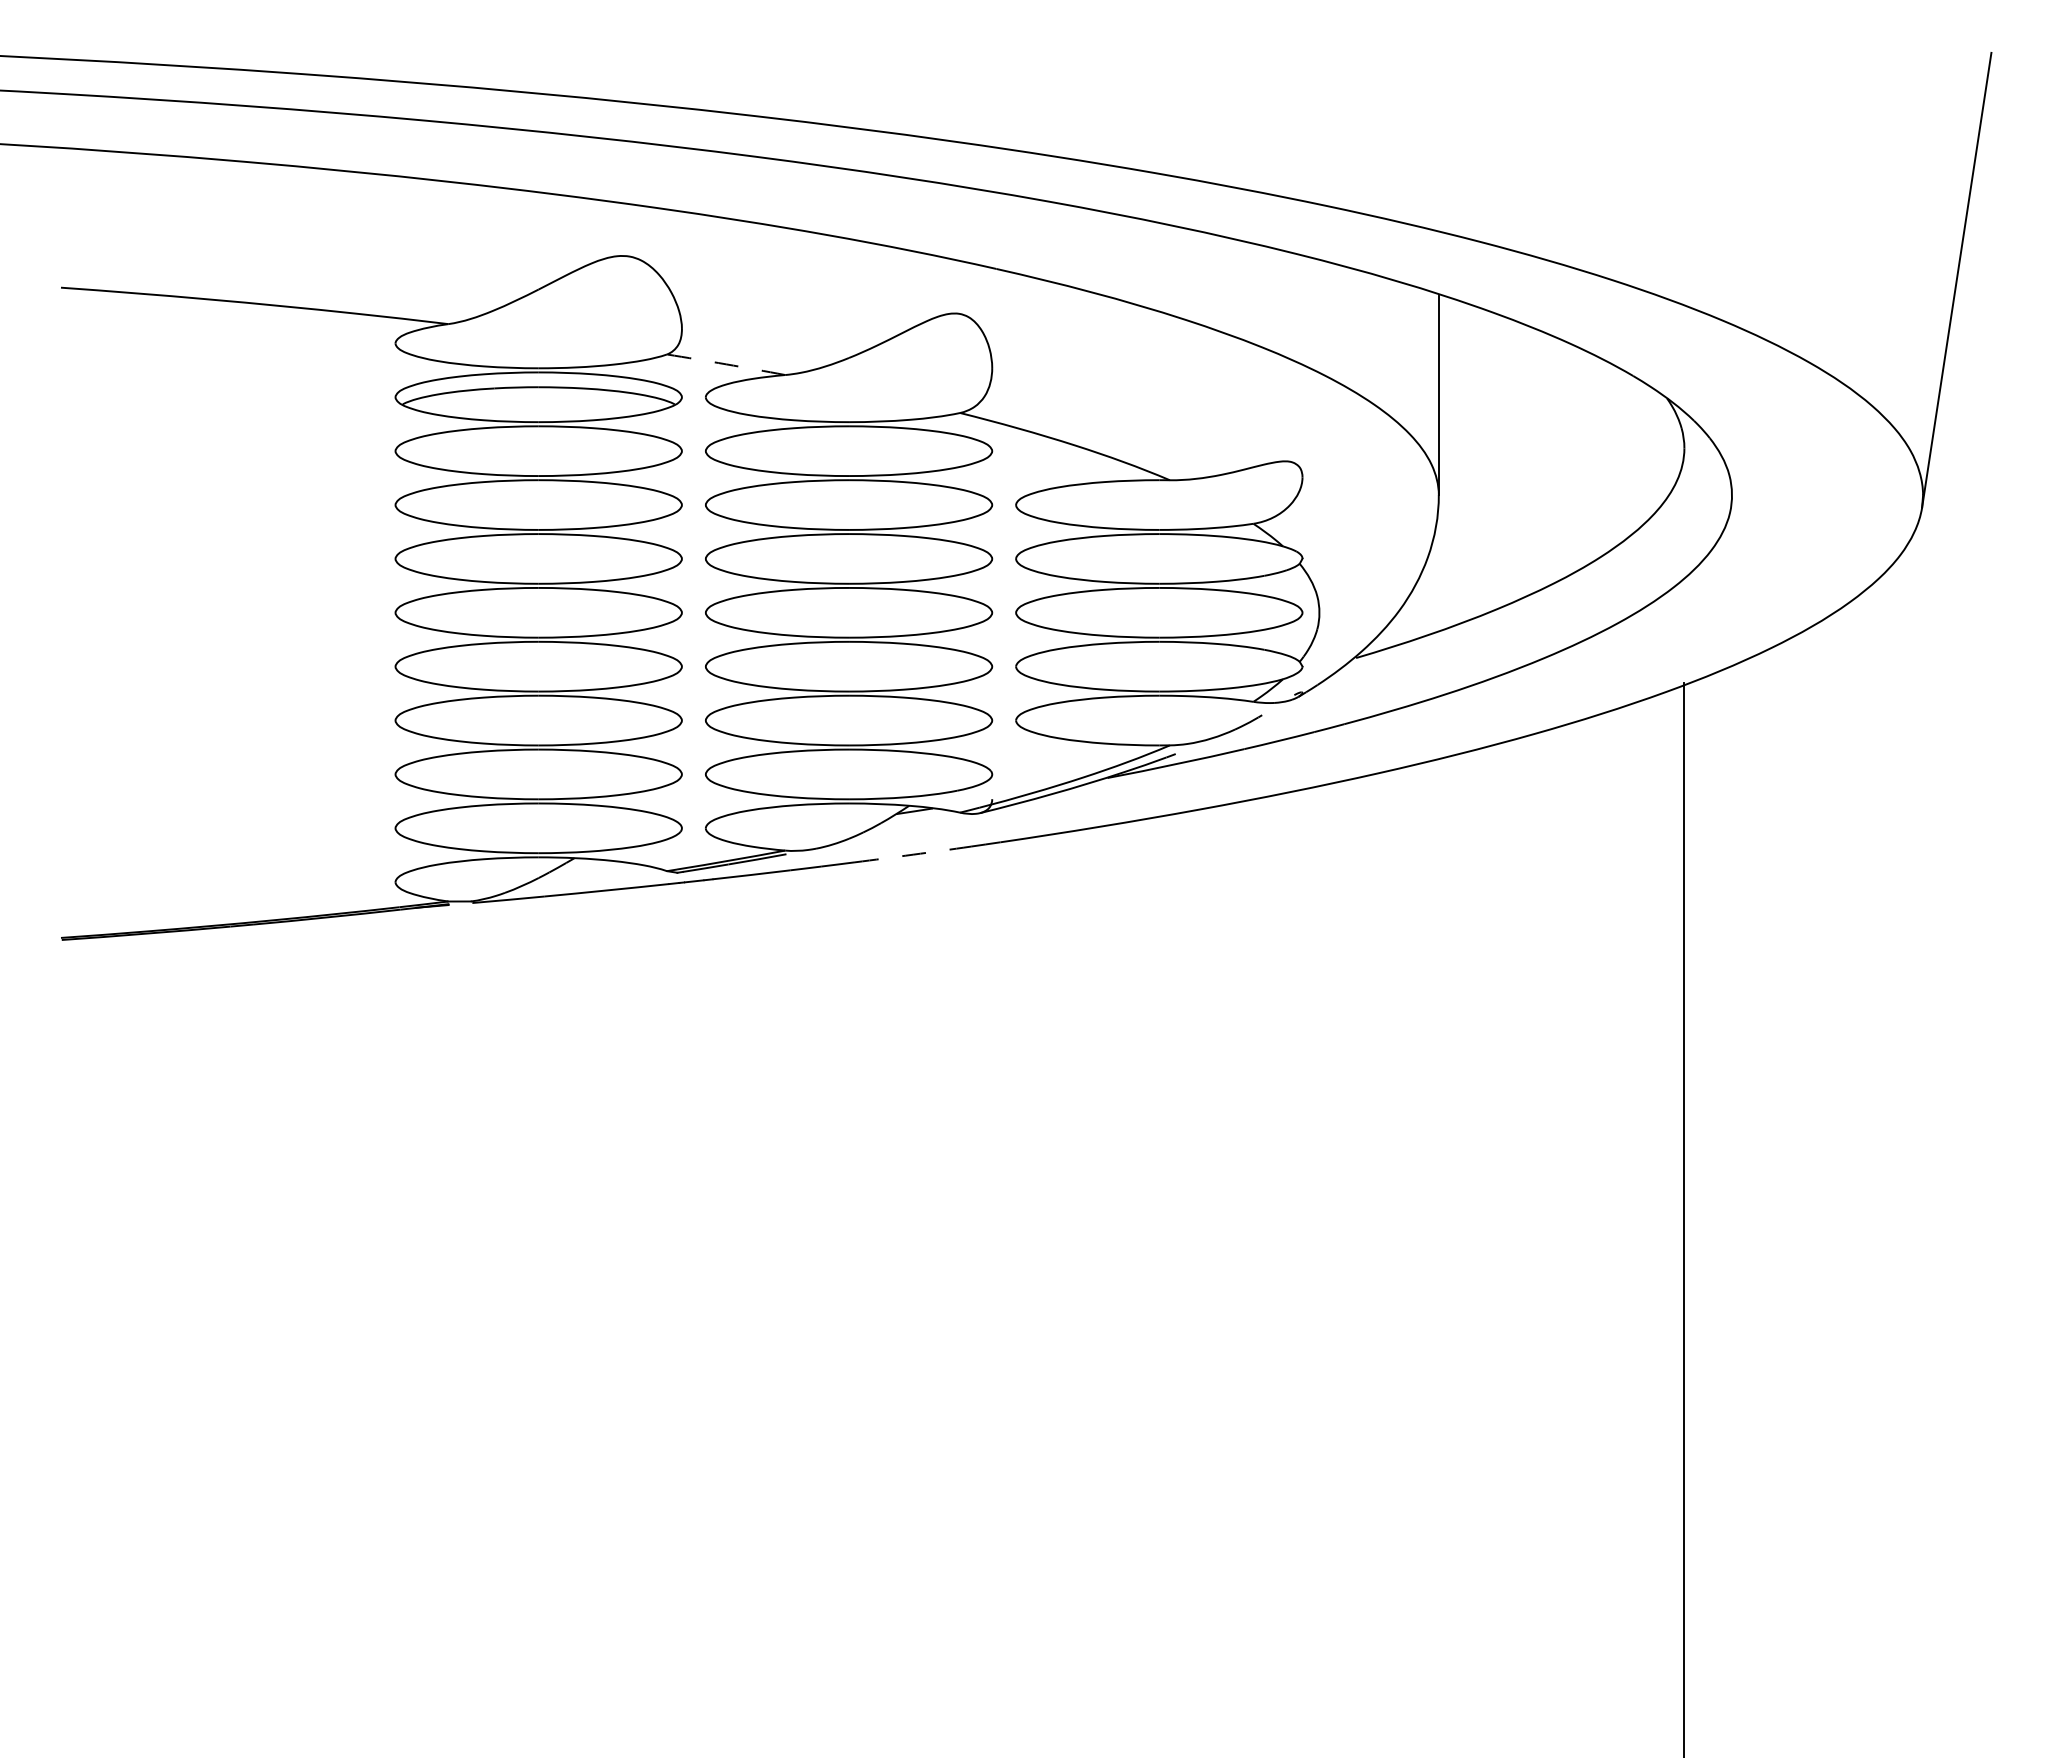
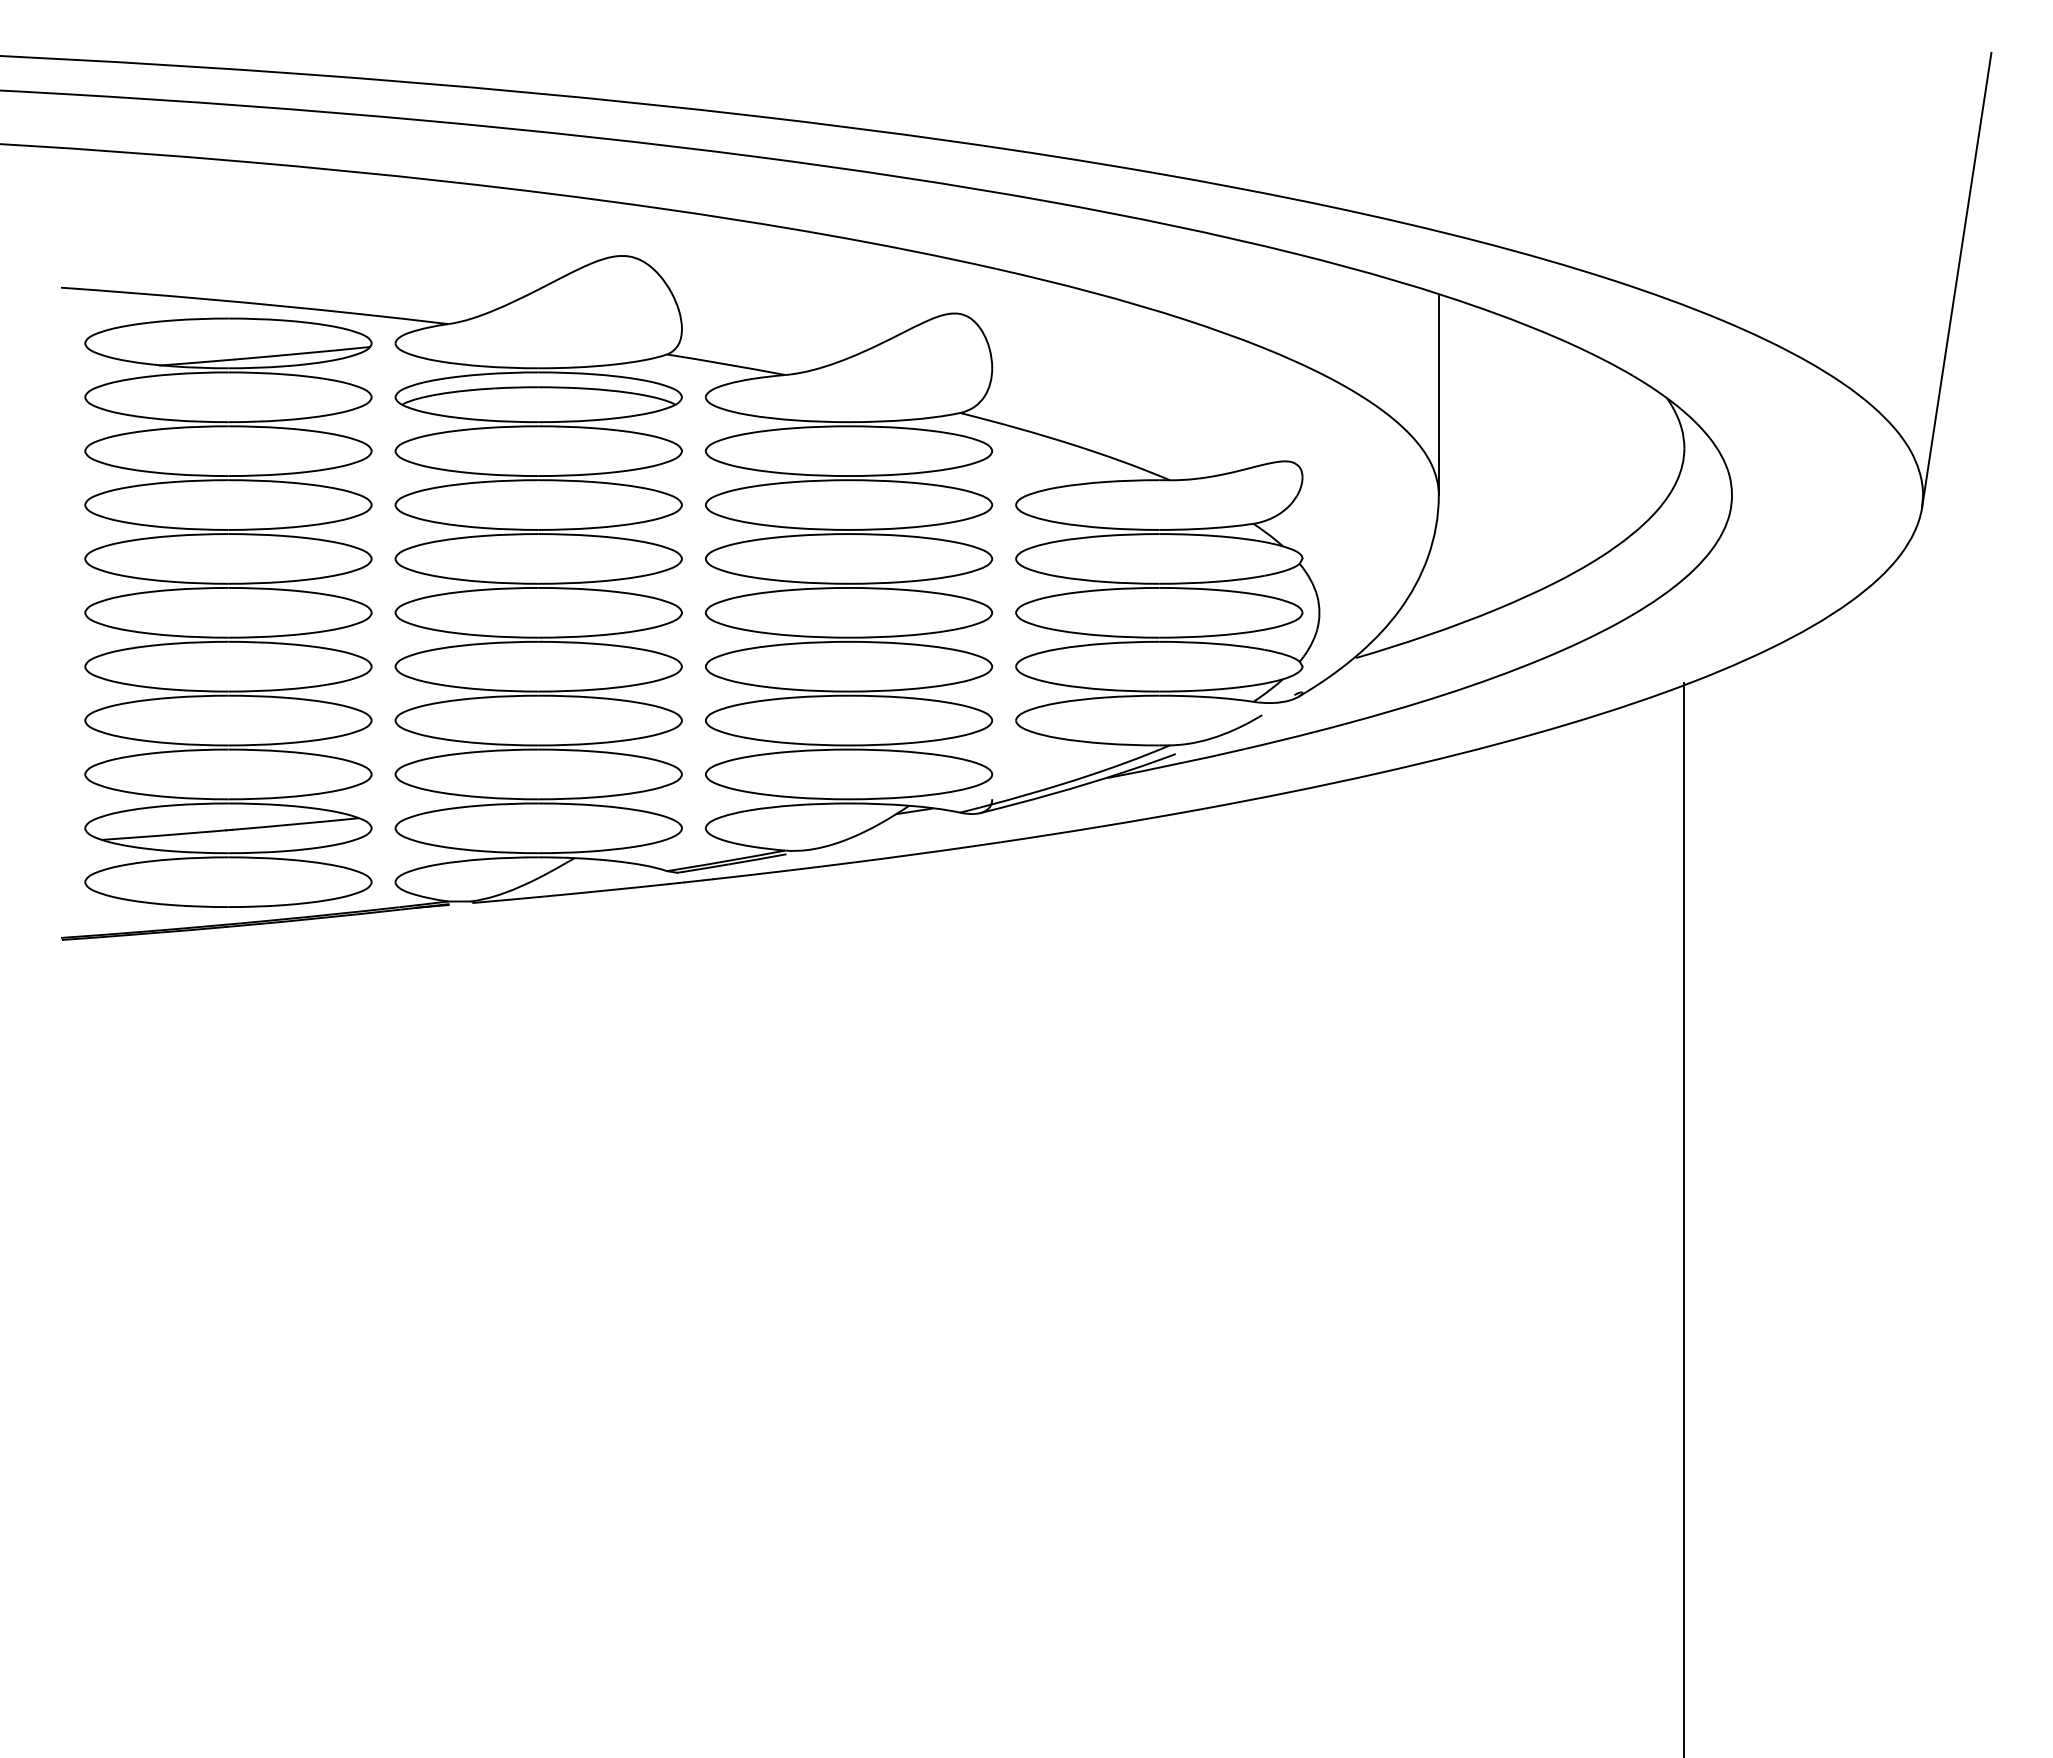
arc: dashed -> solid (726, 364)
part: none -> present (228, 612)
arc: dashed -> solid (913, 854)
